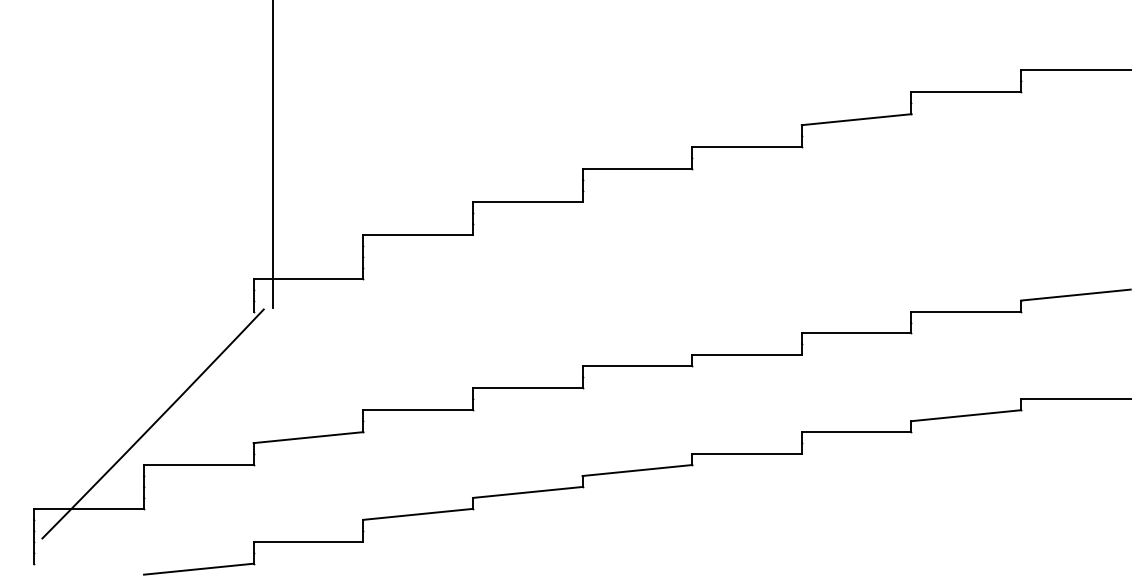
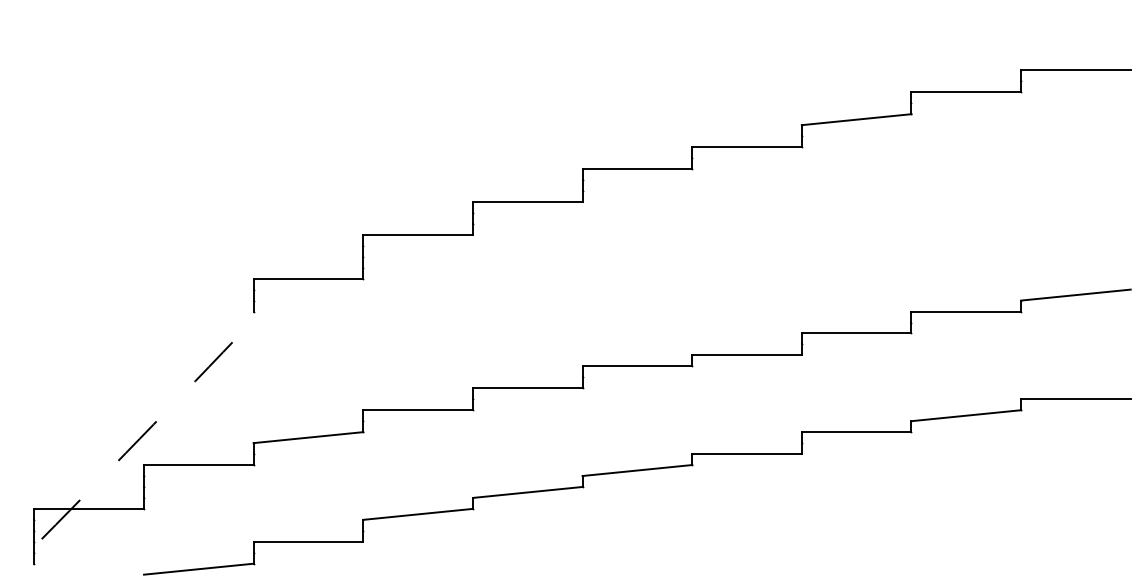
line: present -> none (272, 155)
arc: solid -> dashed (153, 424)
